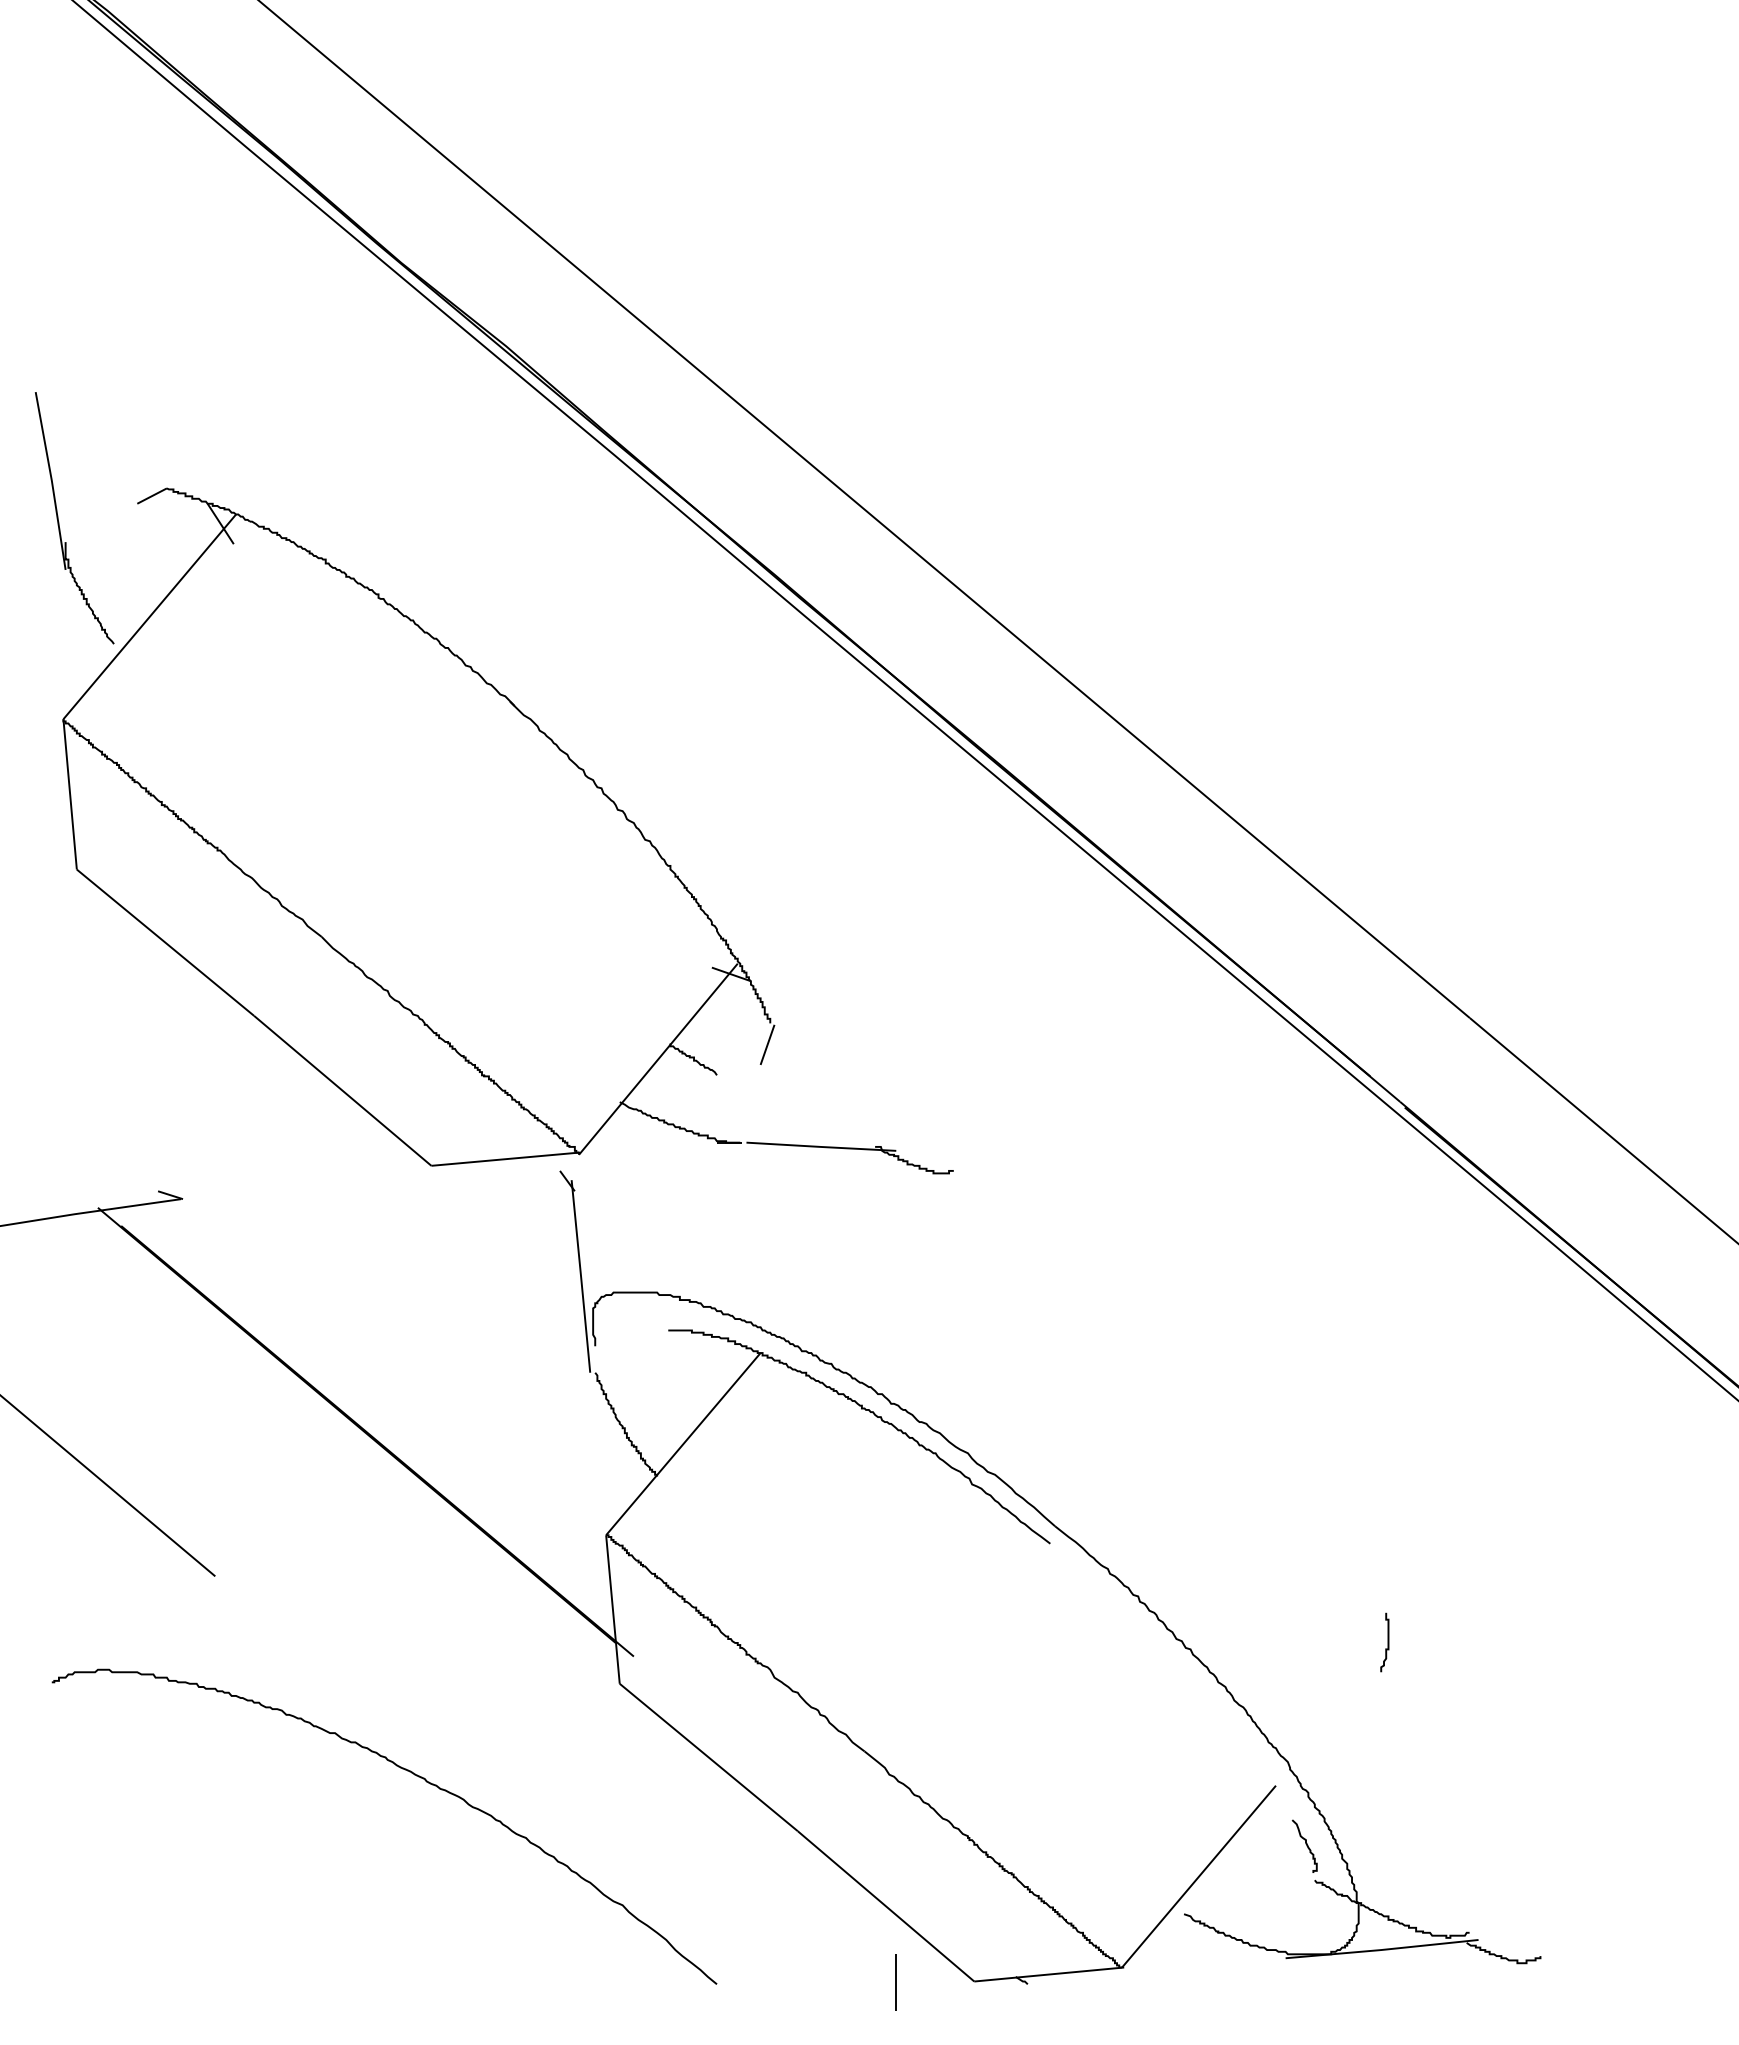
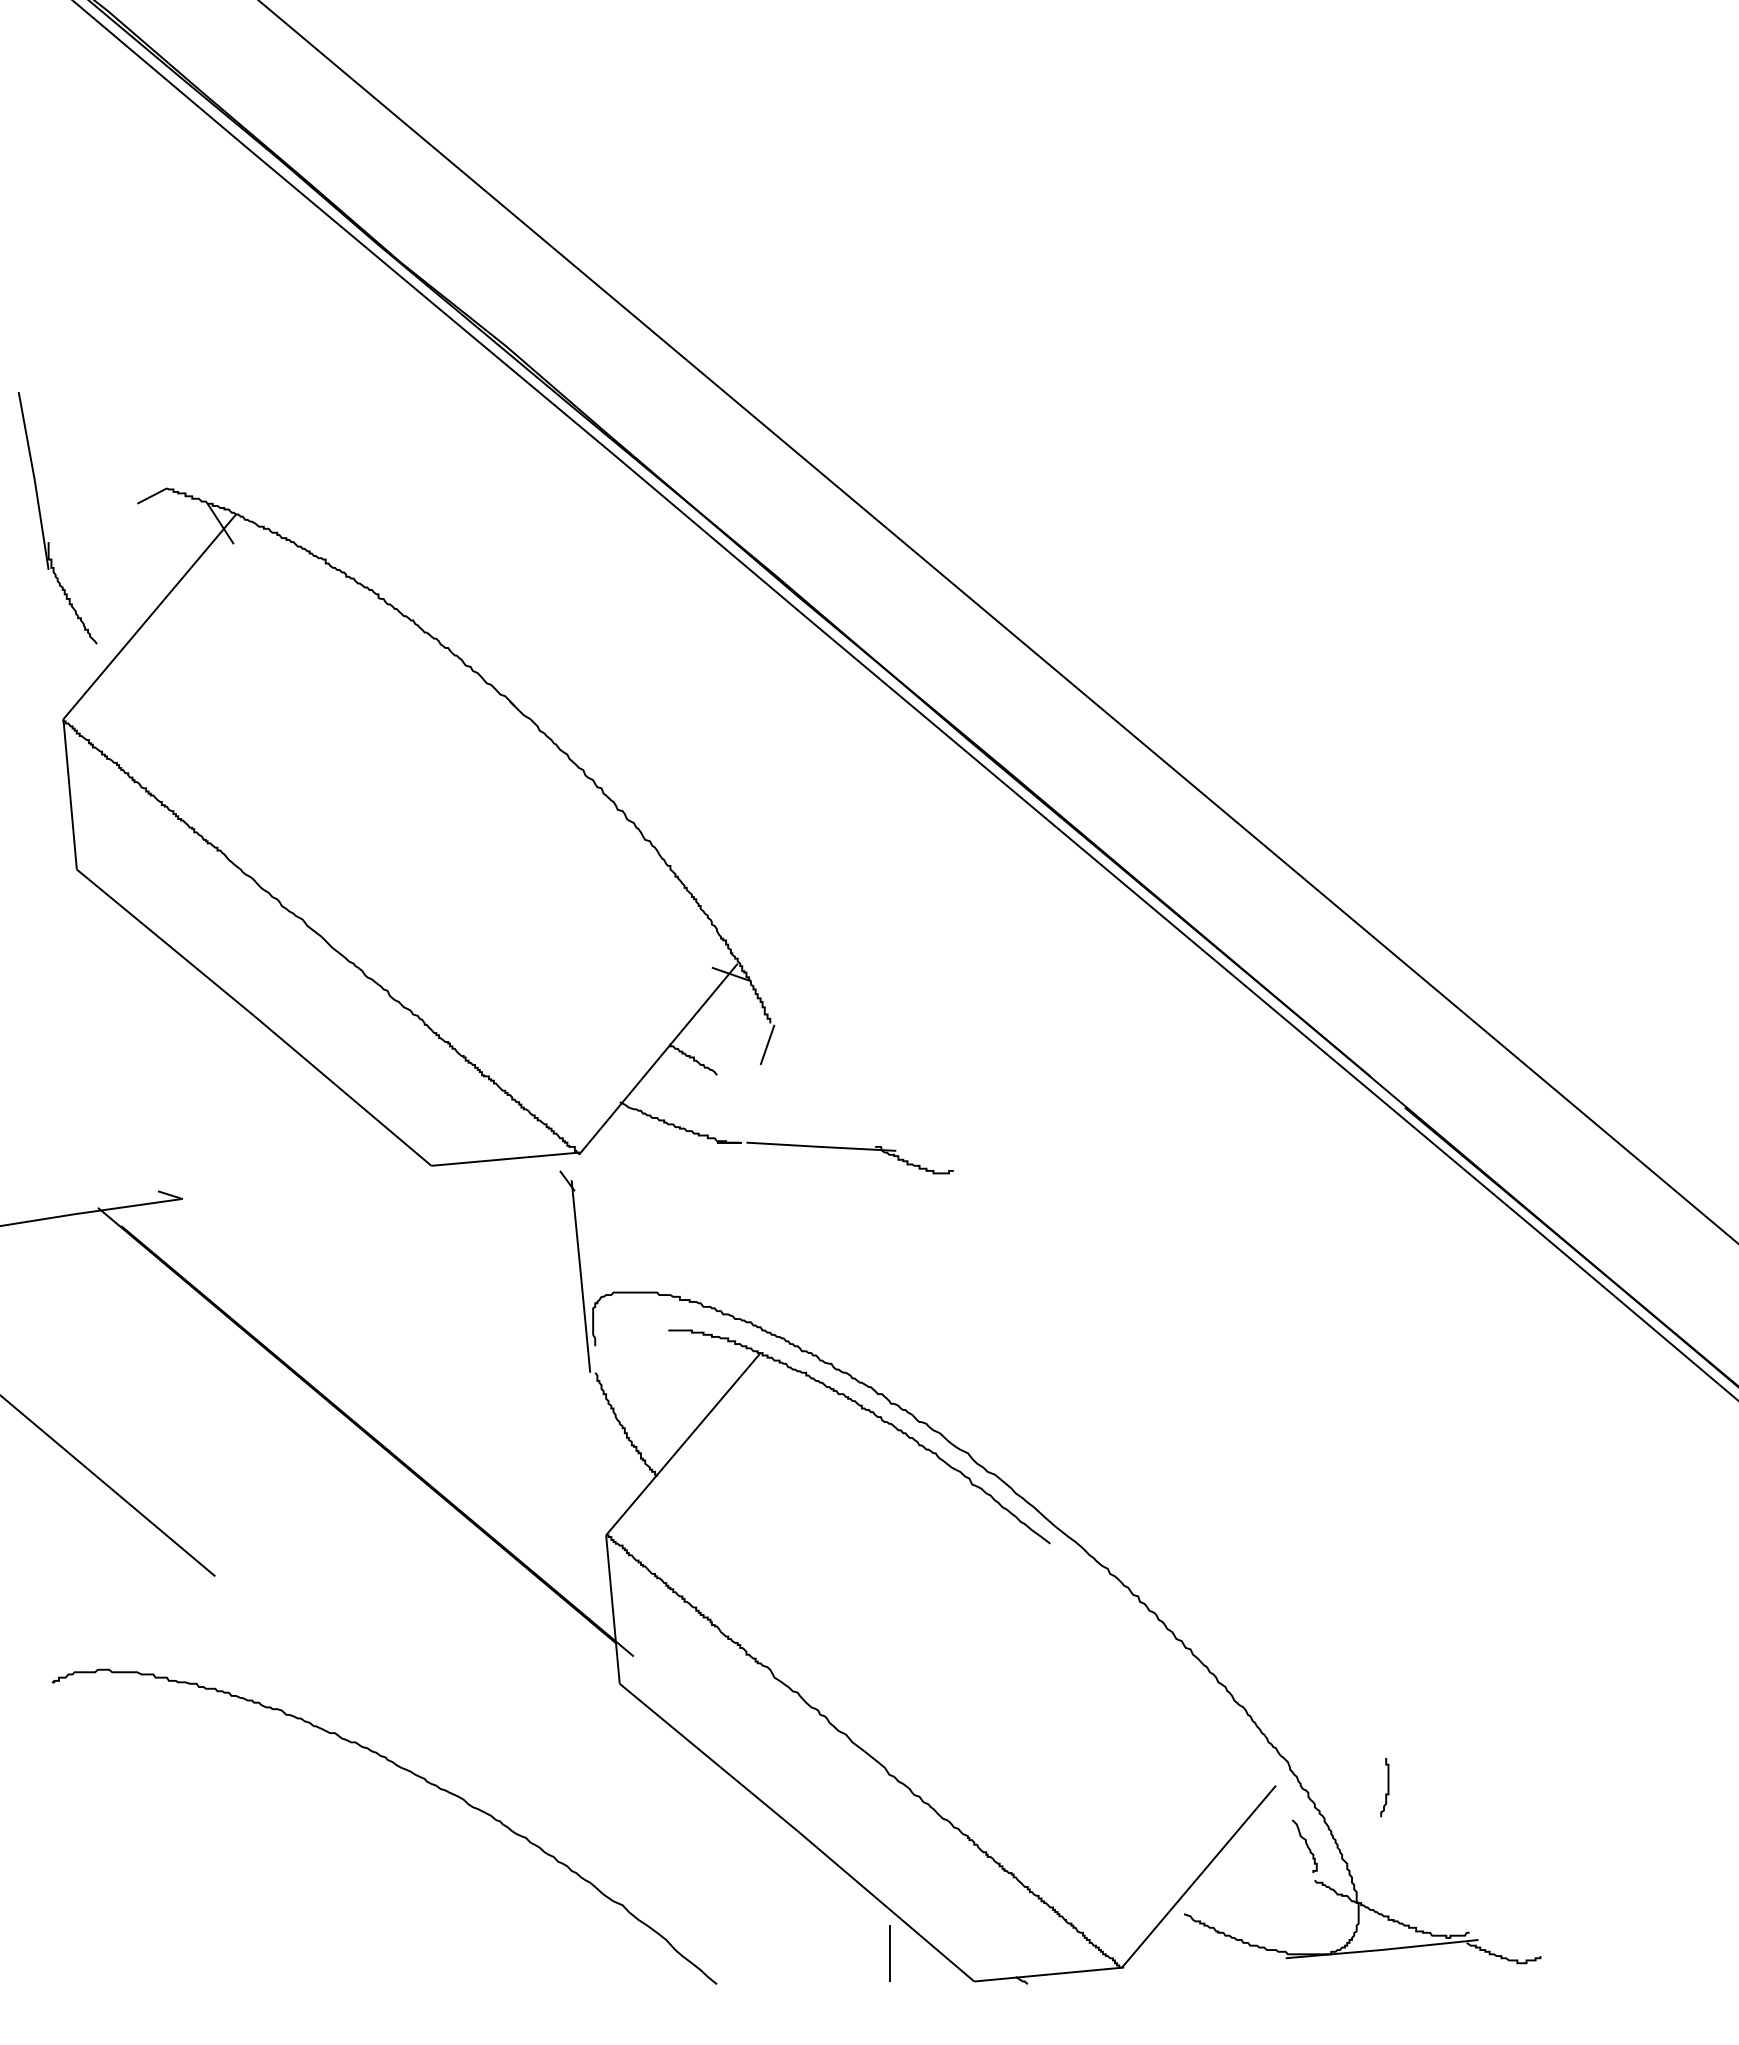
part position: (59, 522) -> (42, 522) (42, 522)
curve position: (1387, 1642) -> (1387, 1787) (1387, 1787)
line position: (895, 1982) -> (889, 1953) (889, 1953)
